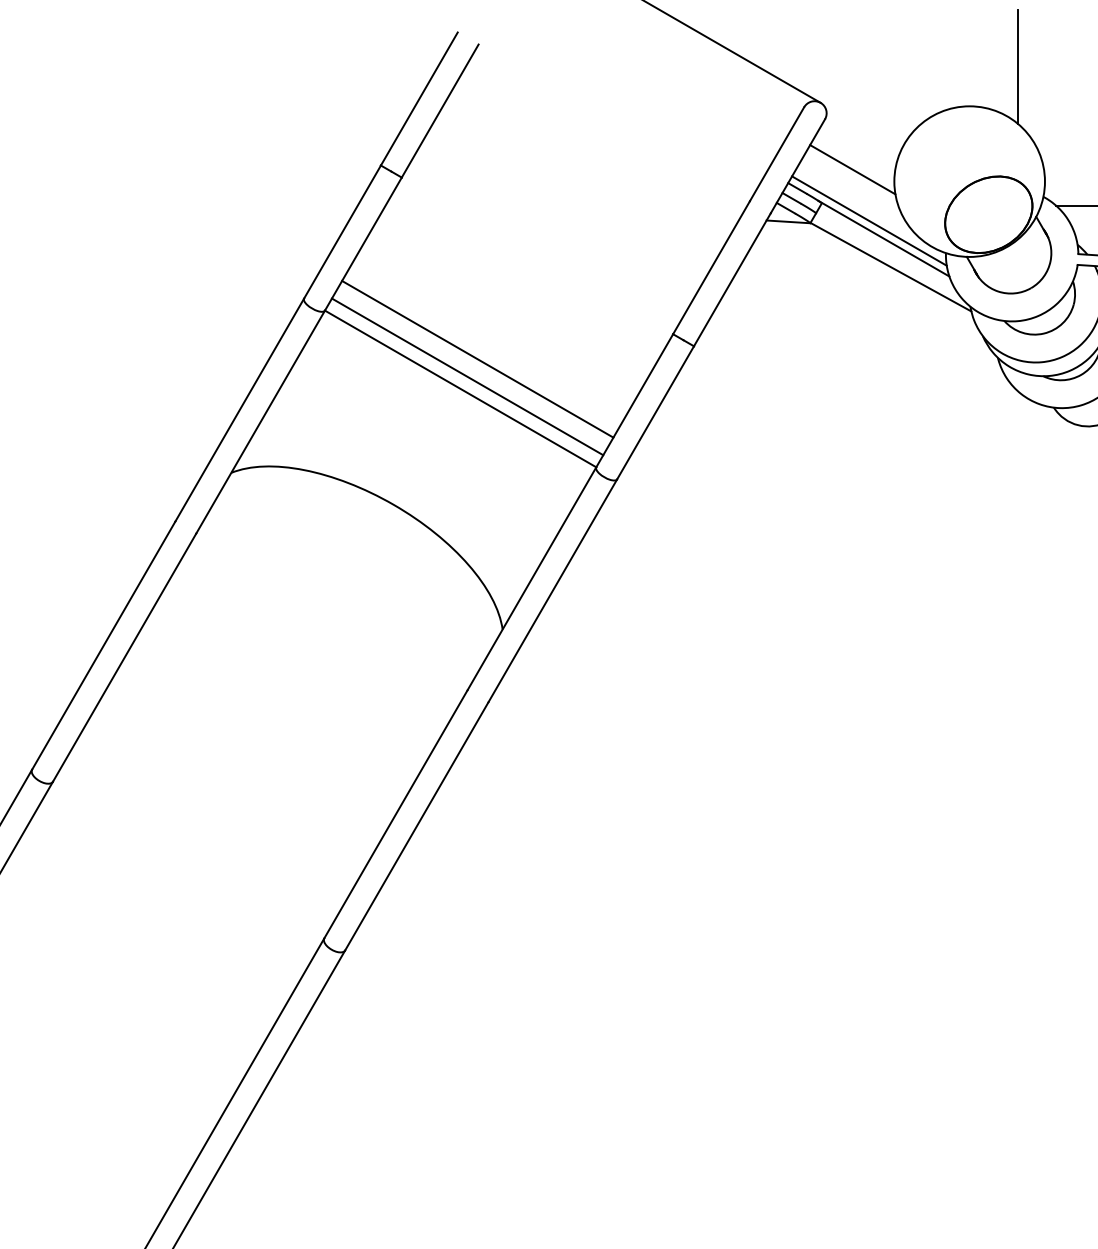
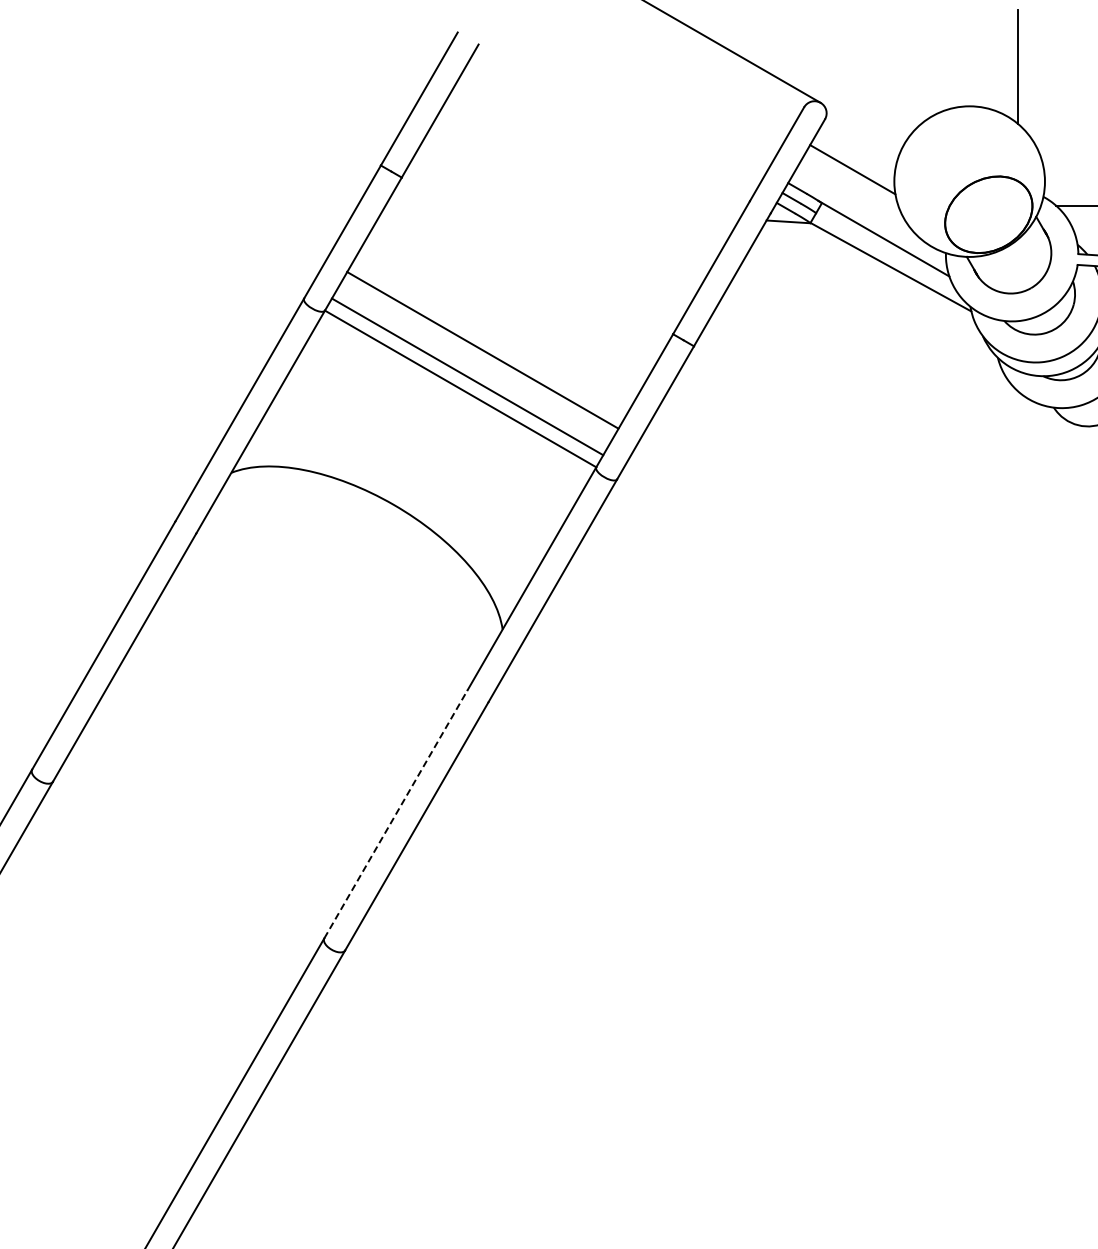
line: present -> none (869, 220)
line position: (477, 358) -> (482, 349) (482, 349)
line: solid -> dashed (396, 813)
